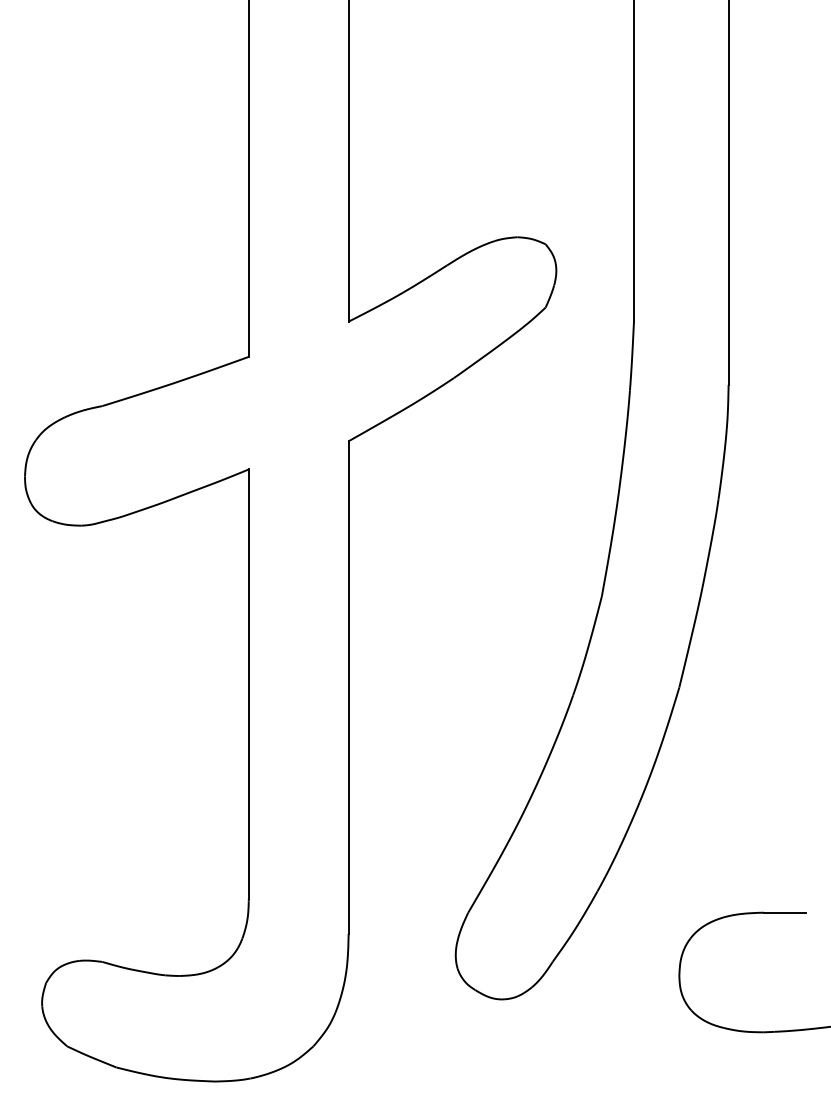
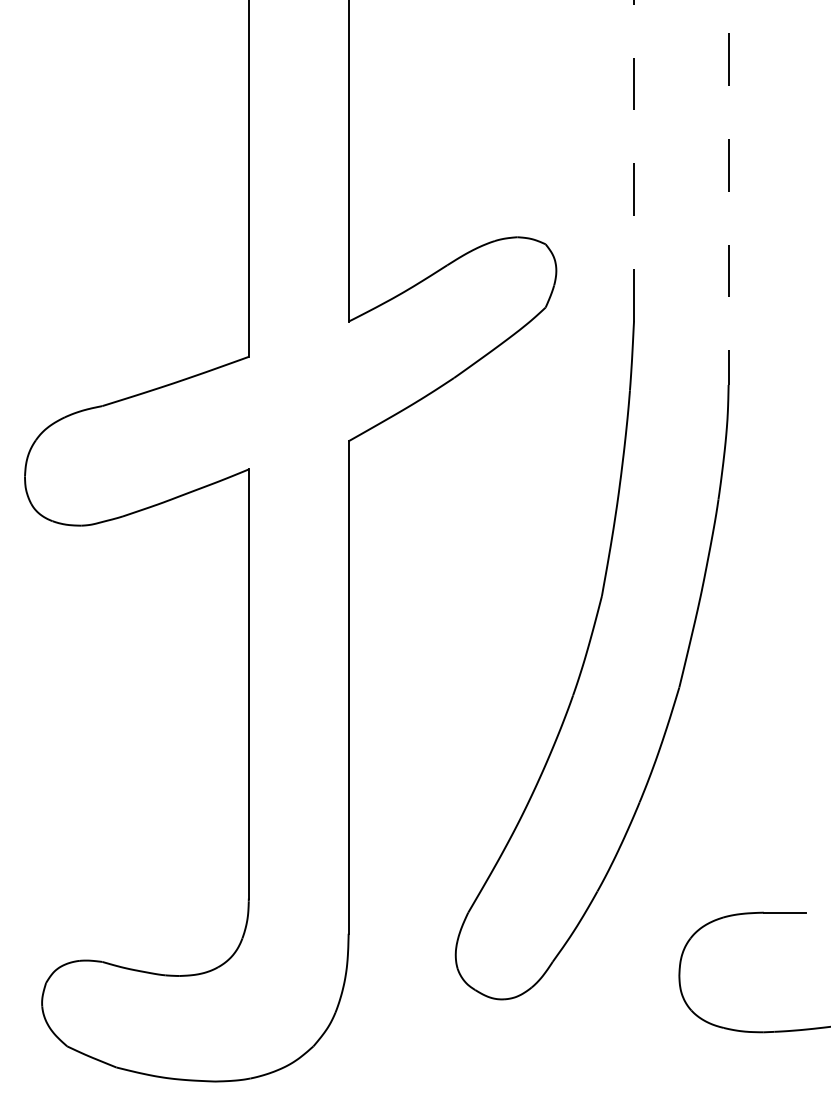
line: solid -> dashed (634, 160)
line: solid -> dashed (728, 193)
